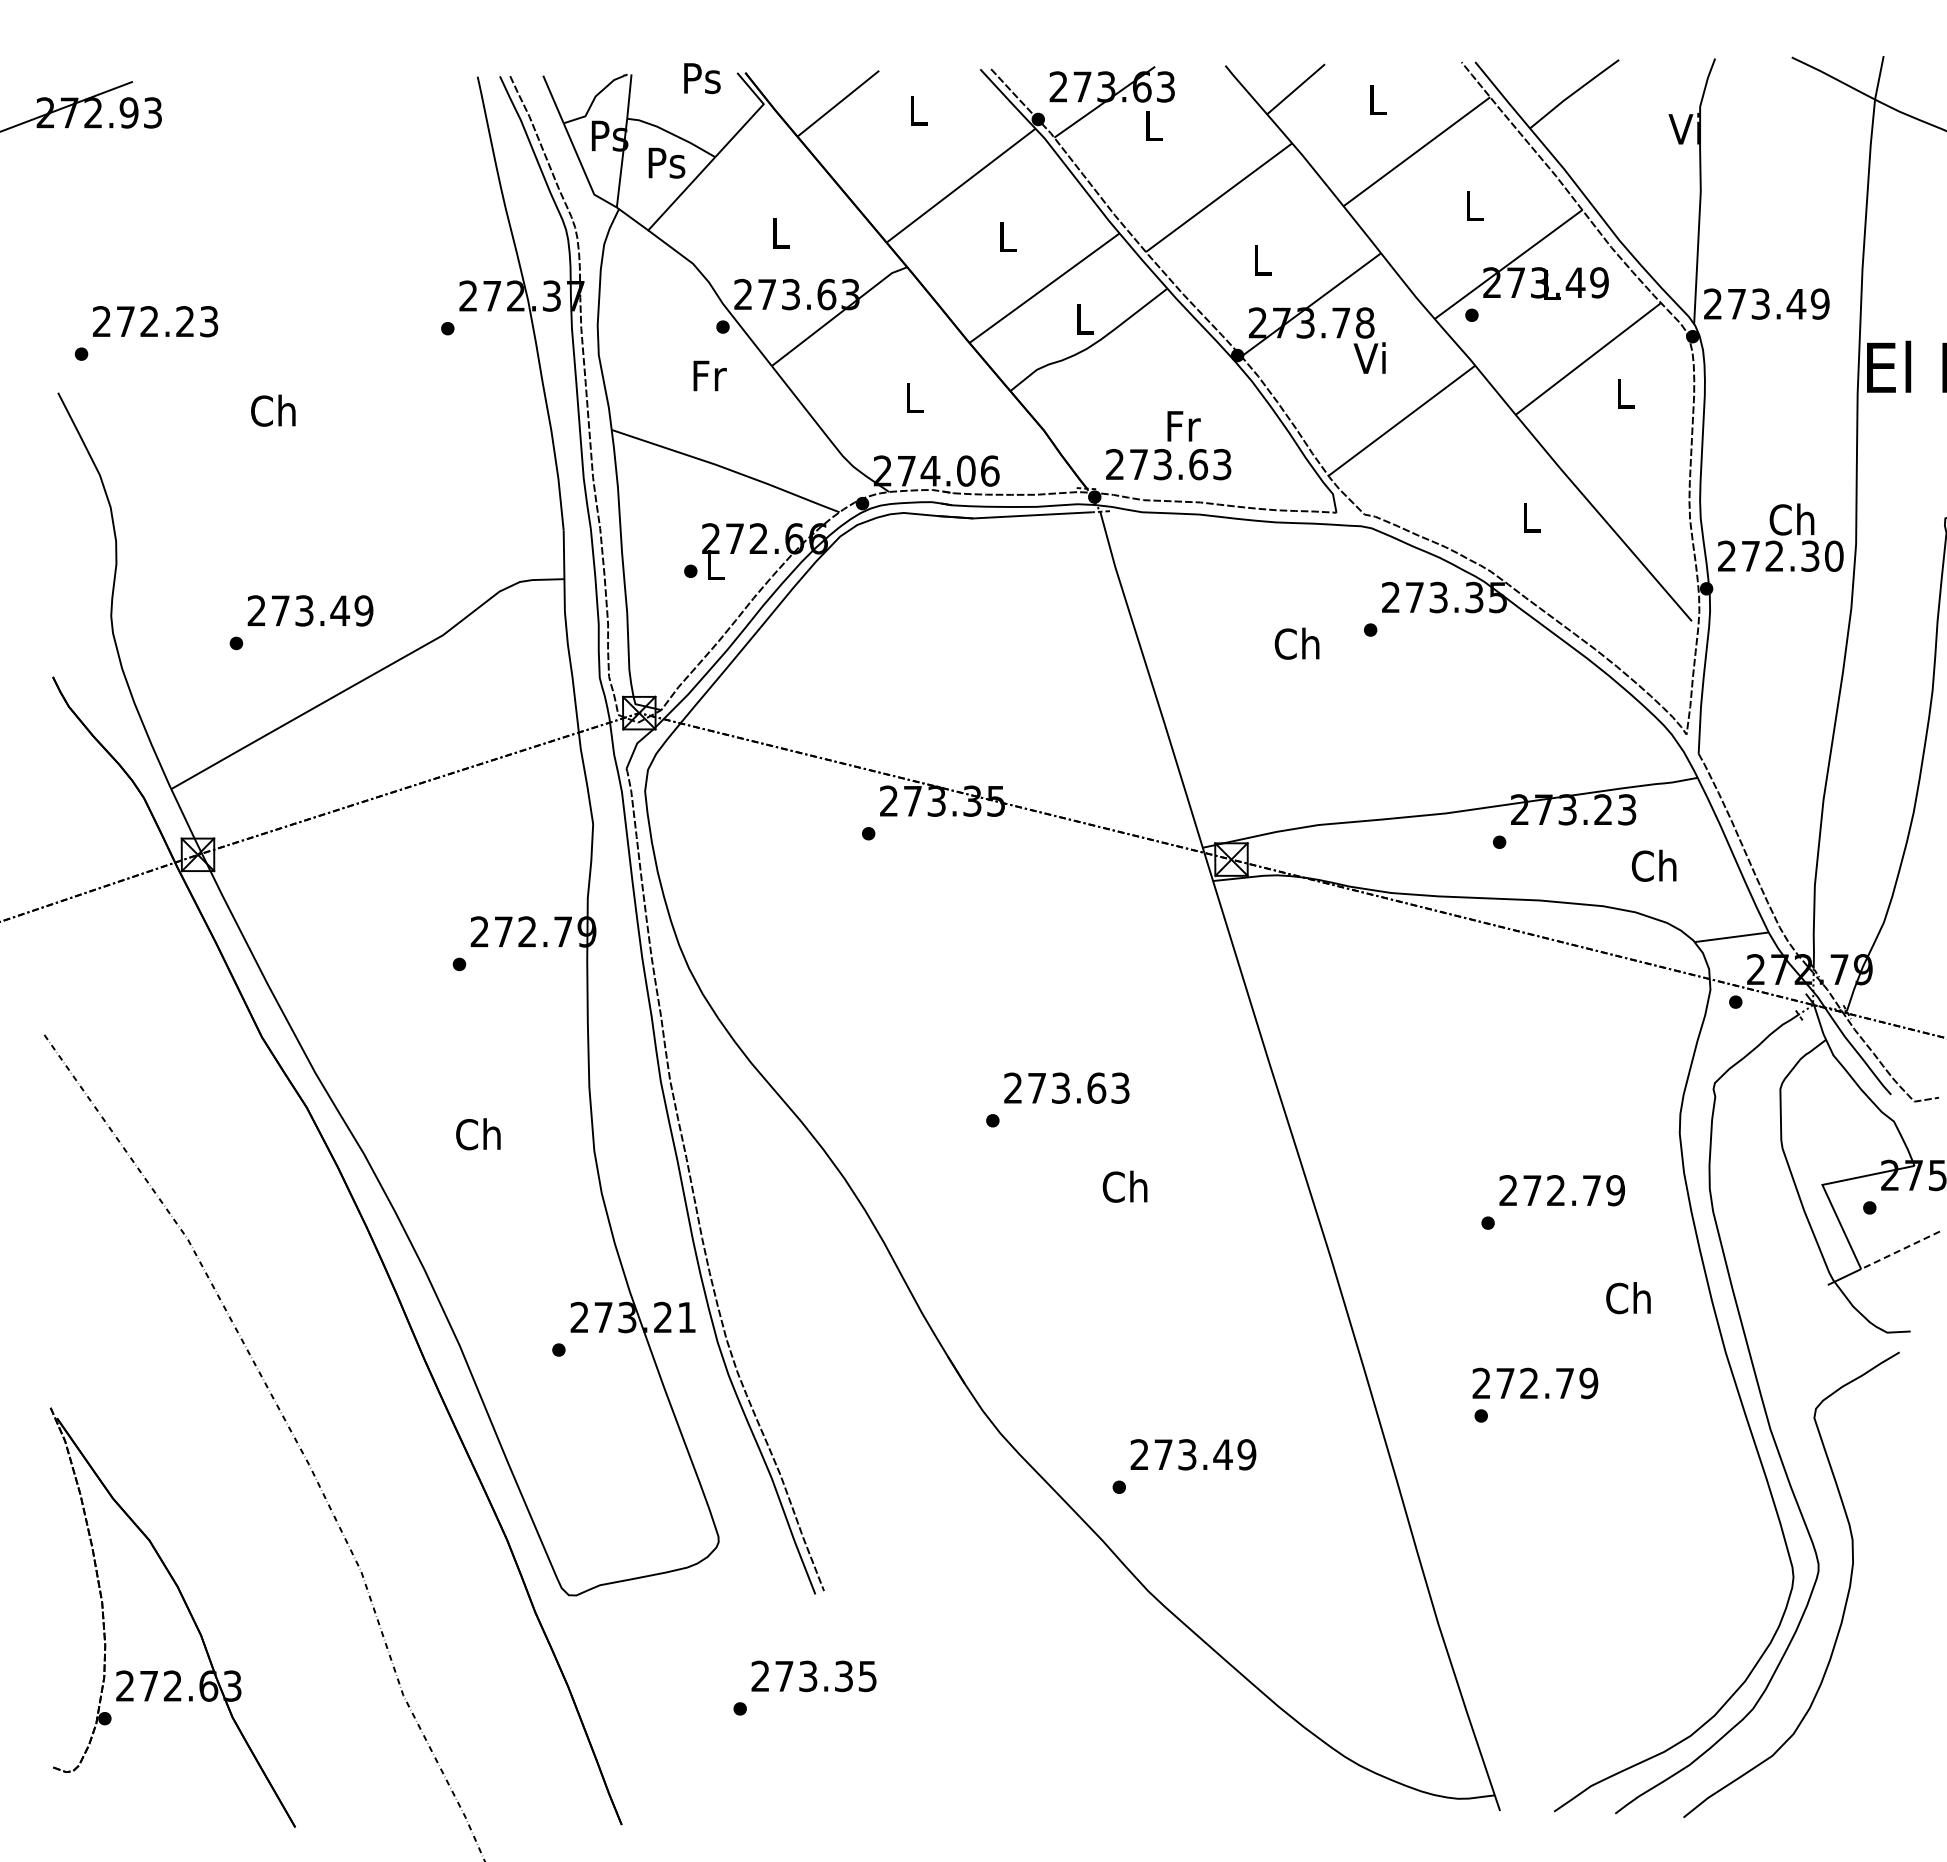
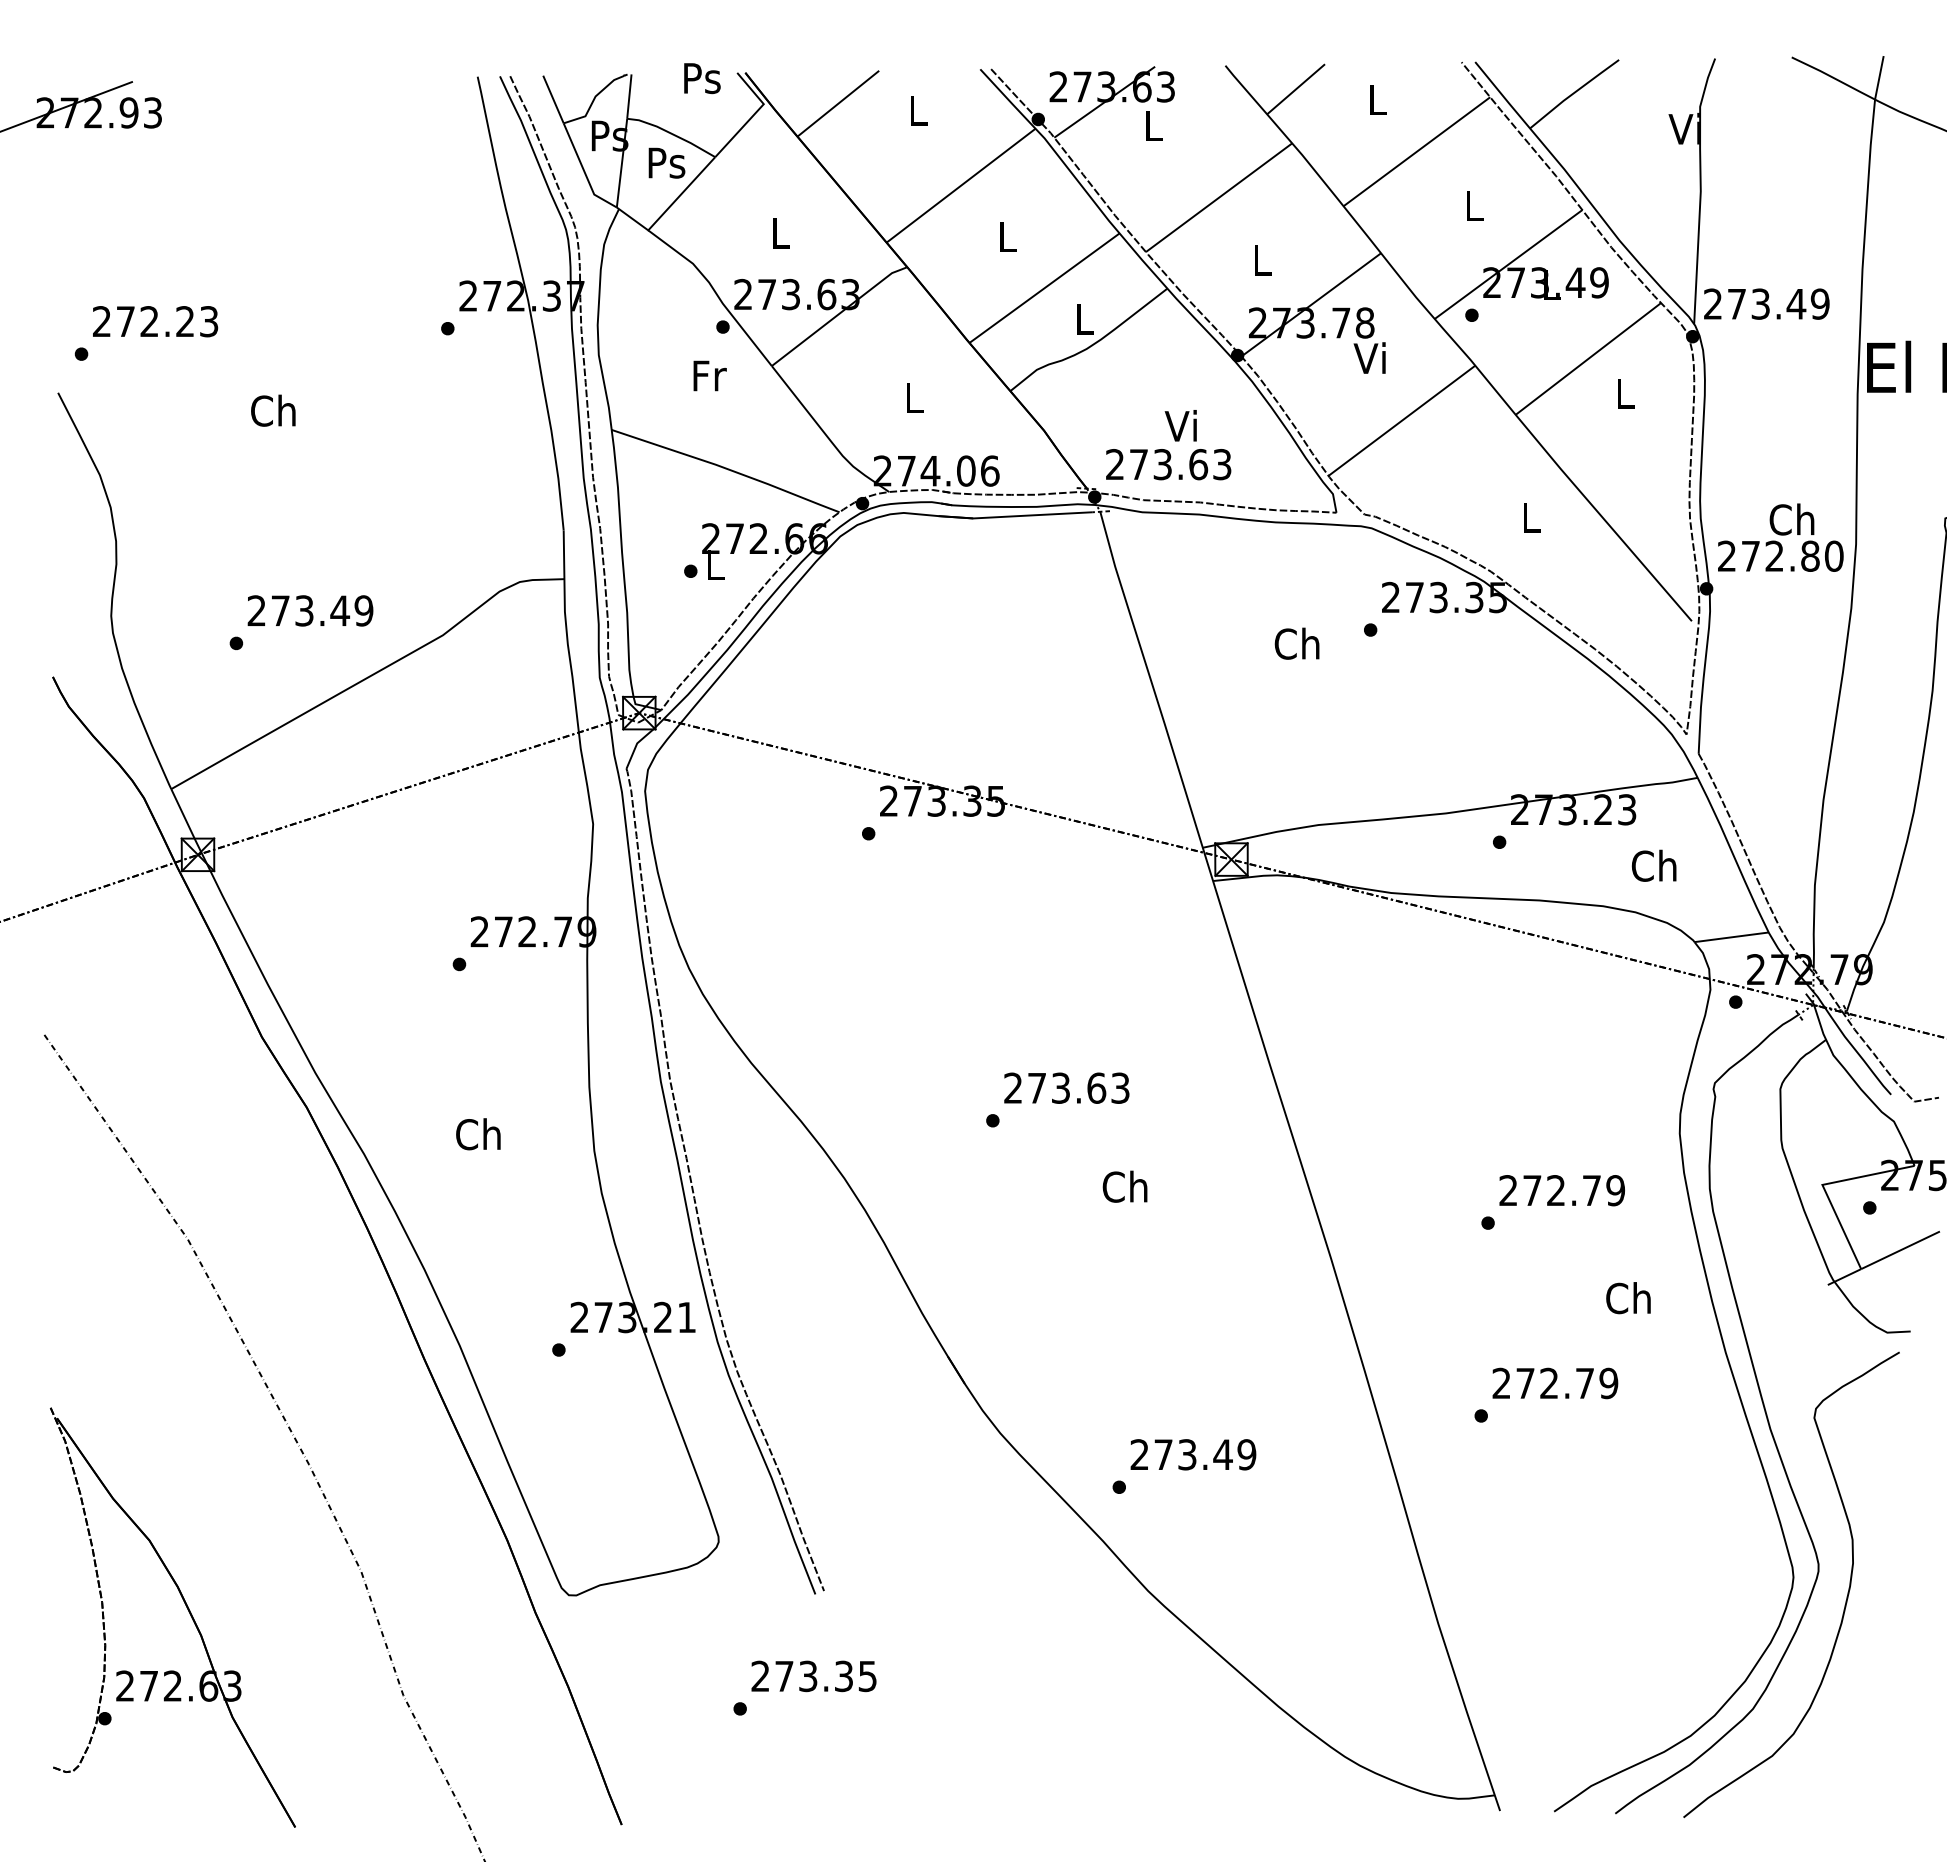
text: Fr -> Vi (1182, 425)
text: 272.30 -> 272.80 (1810, 555)
line: dashed -> solid (1900, 1250)
text position: (1535, 1383) -> (1555, 1383) (1555, 1383)
